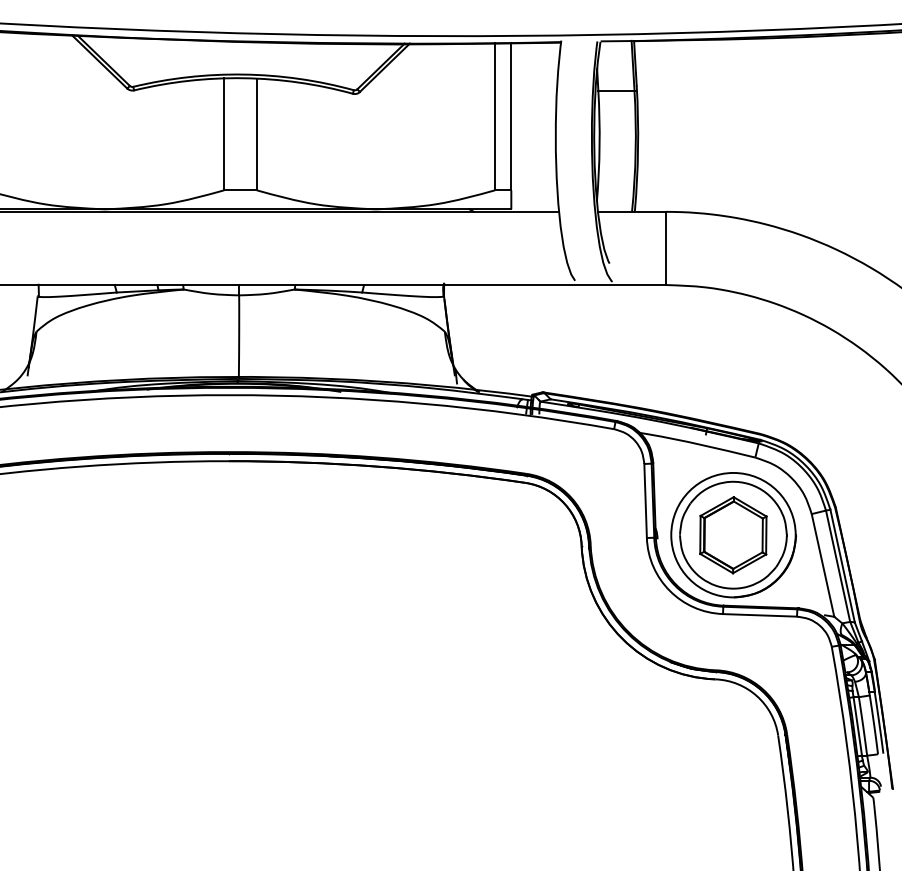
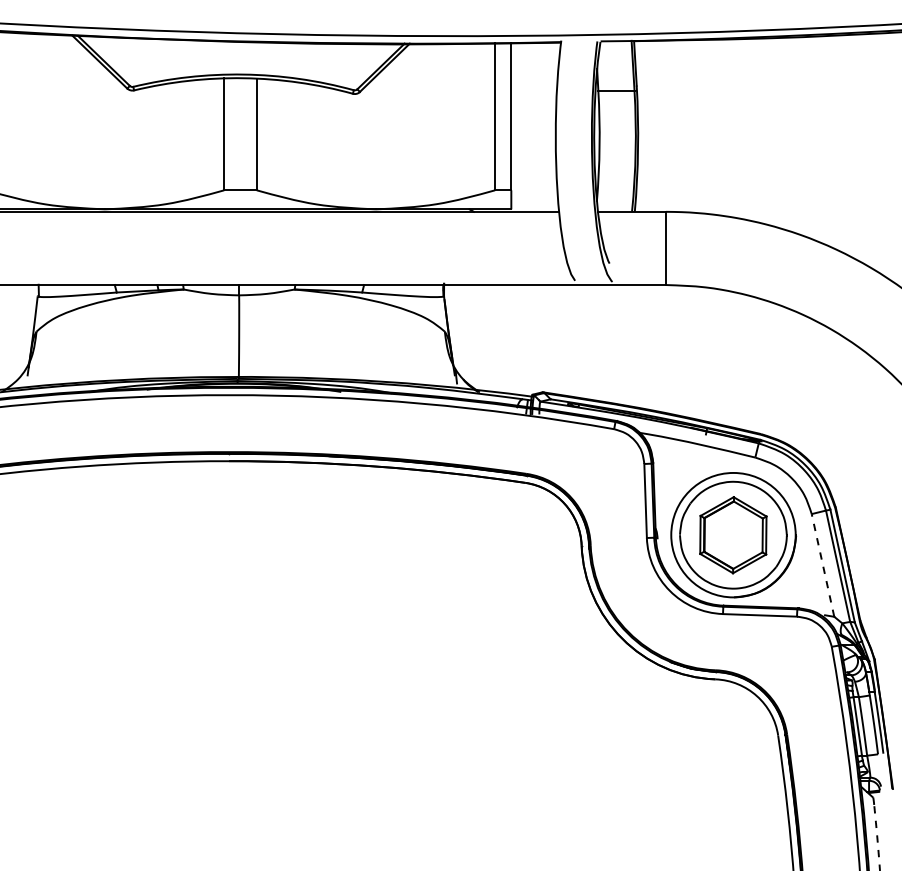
line: solid -> dashed (823, 565)
arc: solid -> dashed (877, 837)
